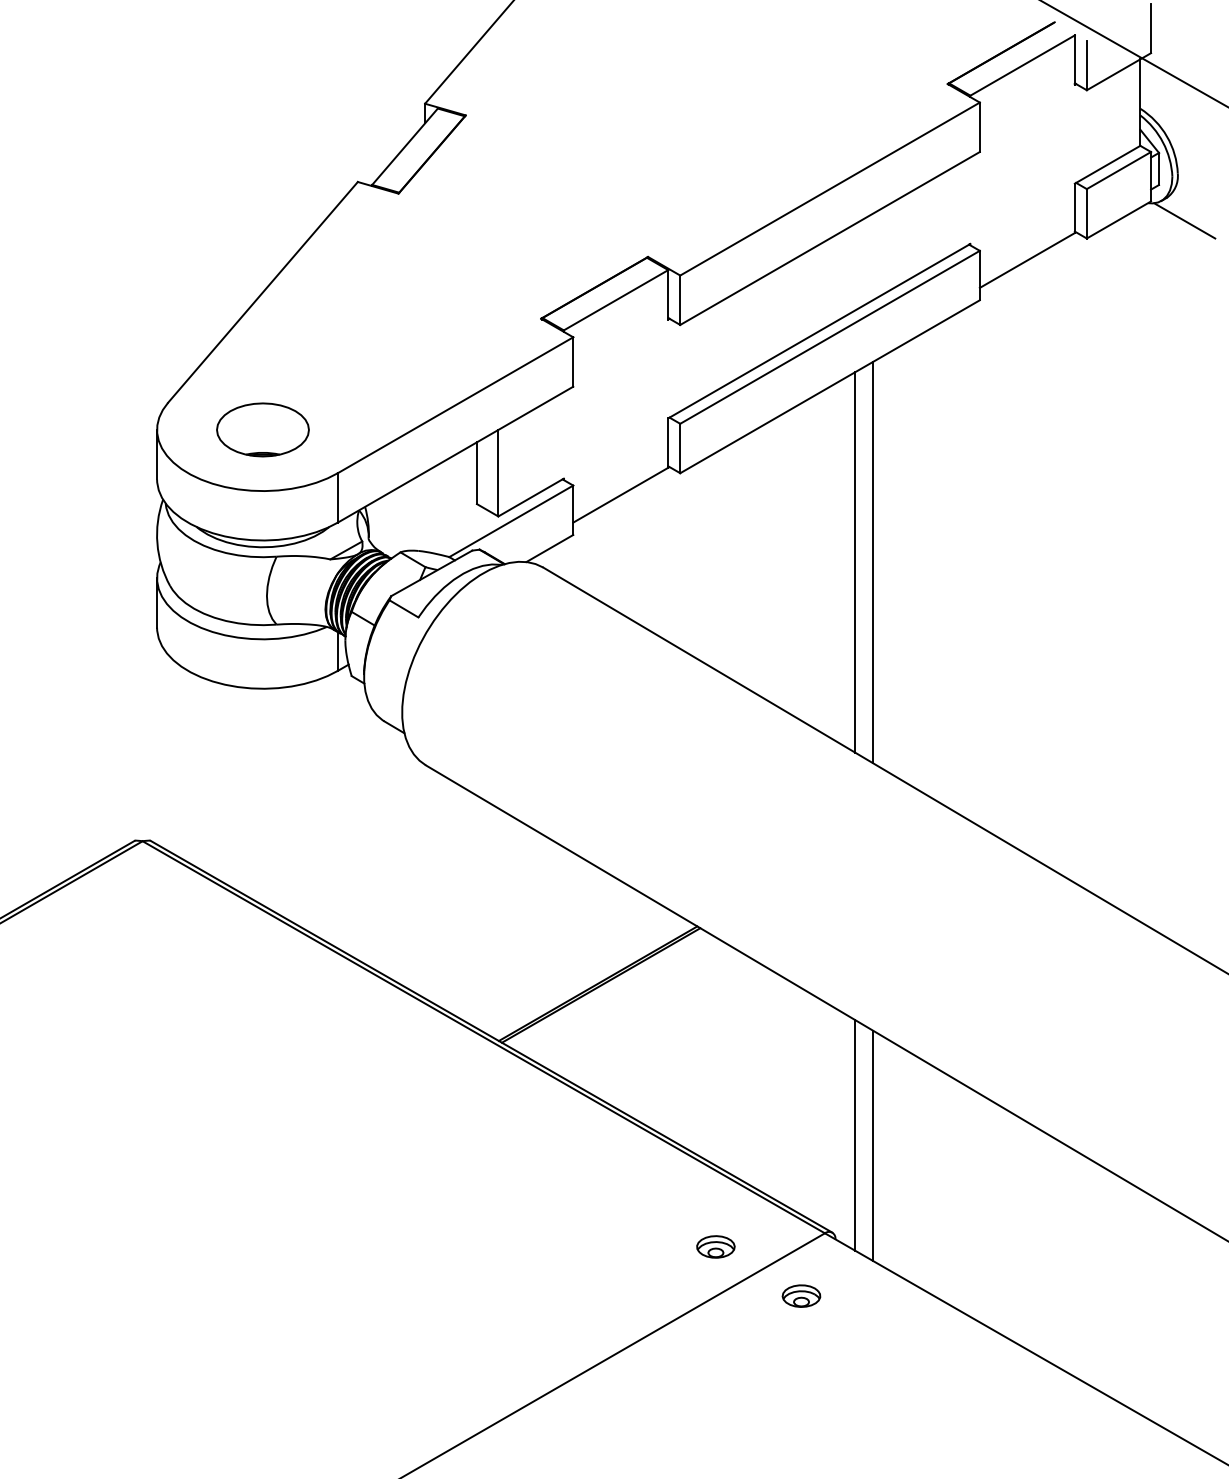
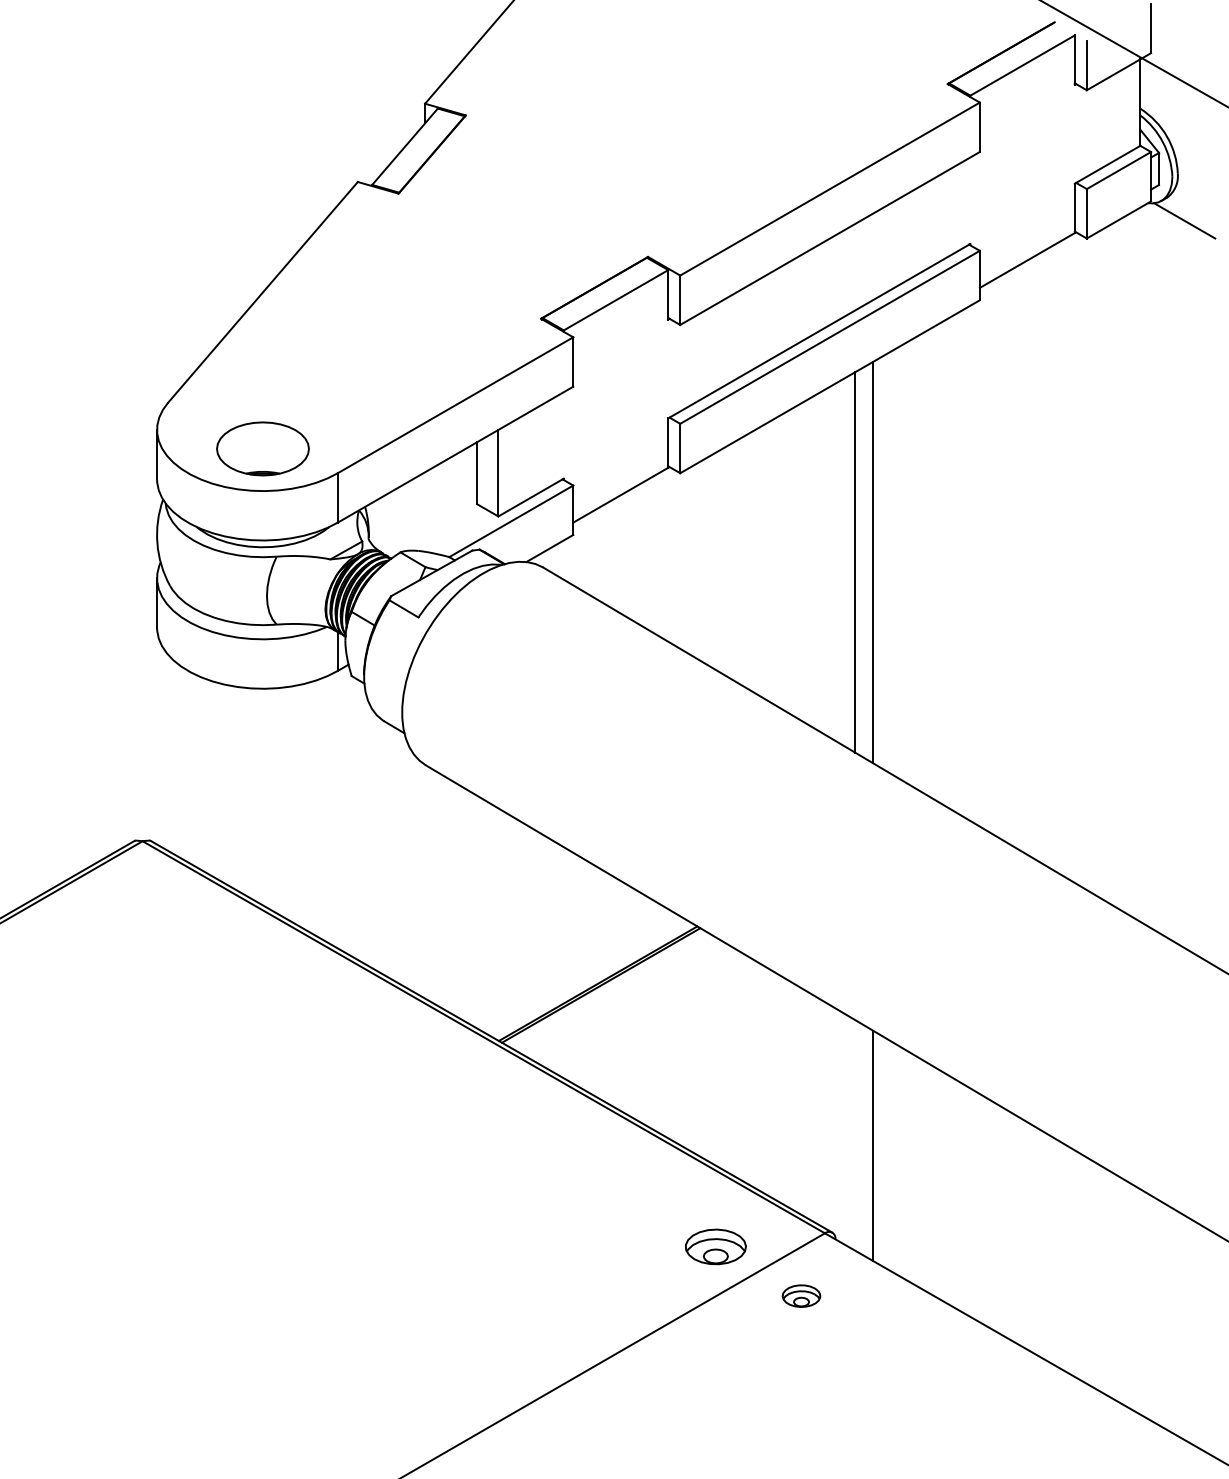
part position: (262, 429) -> (262, 448) (262, 448)
line: present -> none (855, 1135)
part size: 40x24 px -> 62x38 px (715, 1246)
